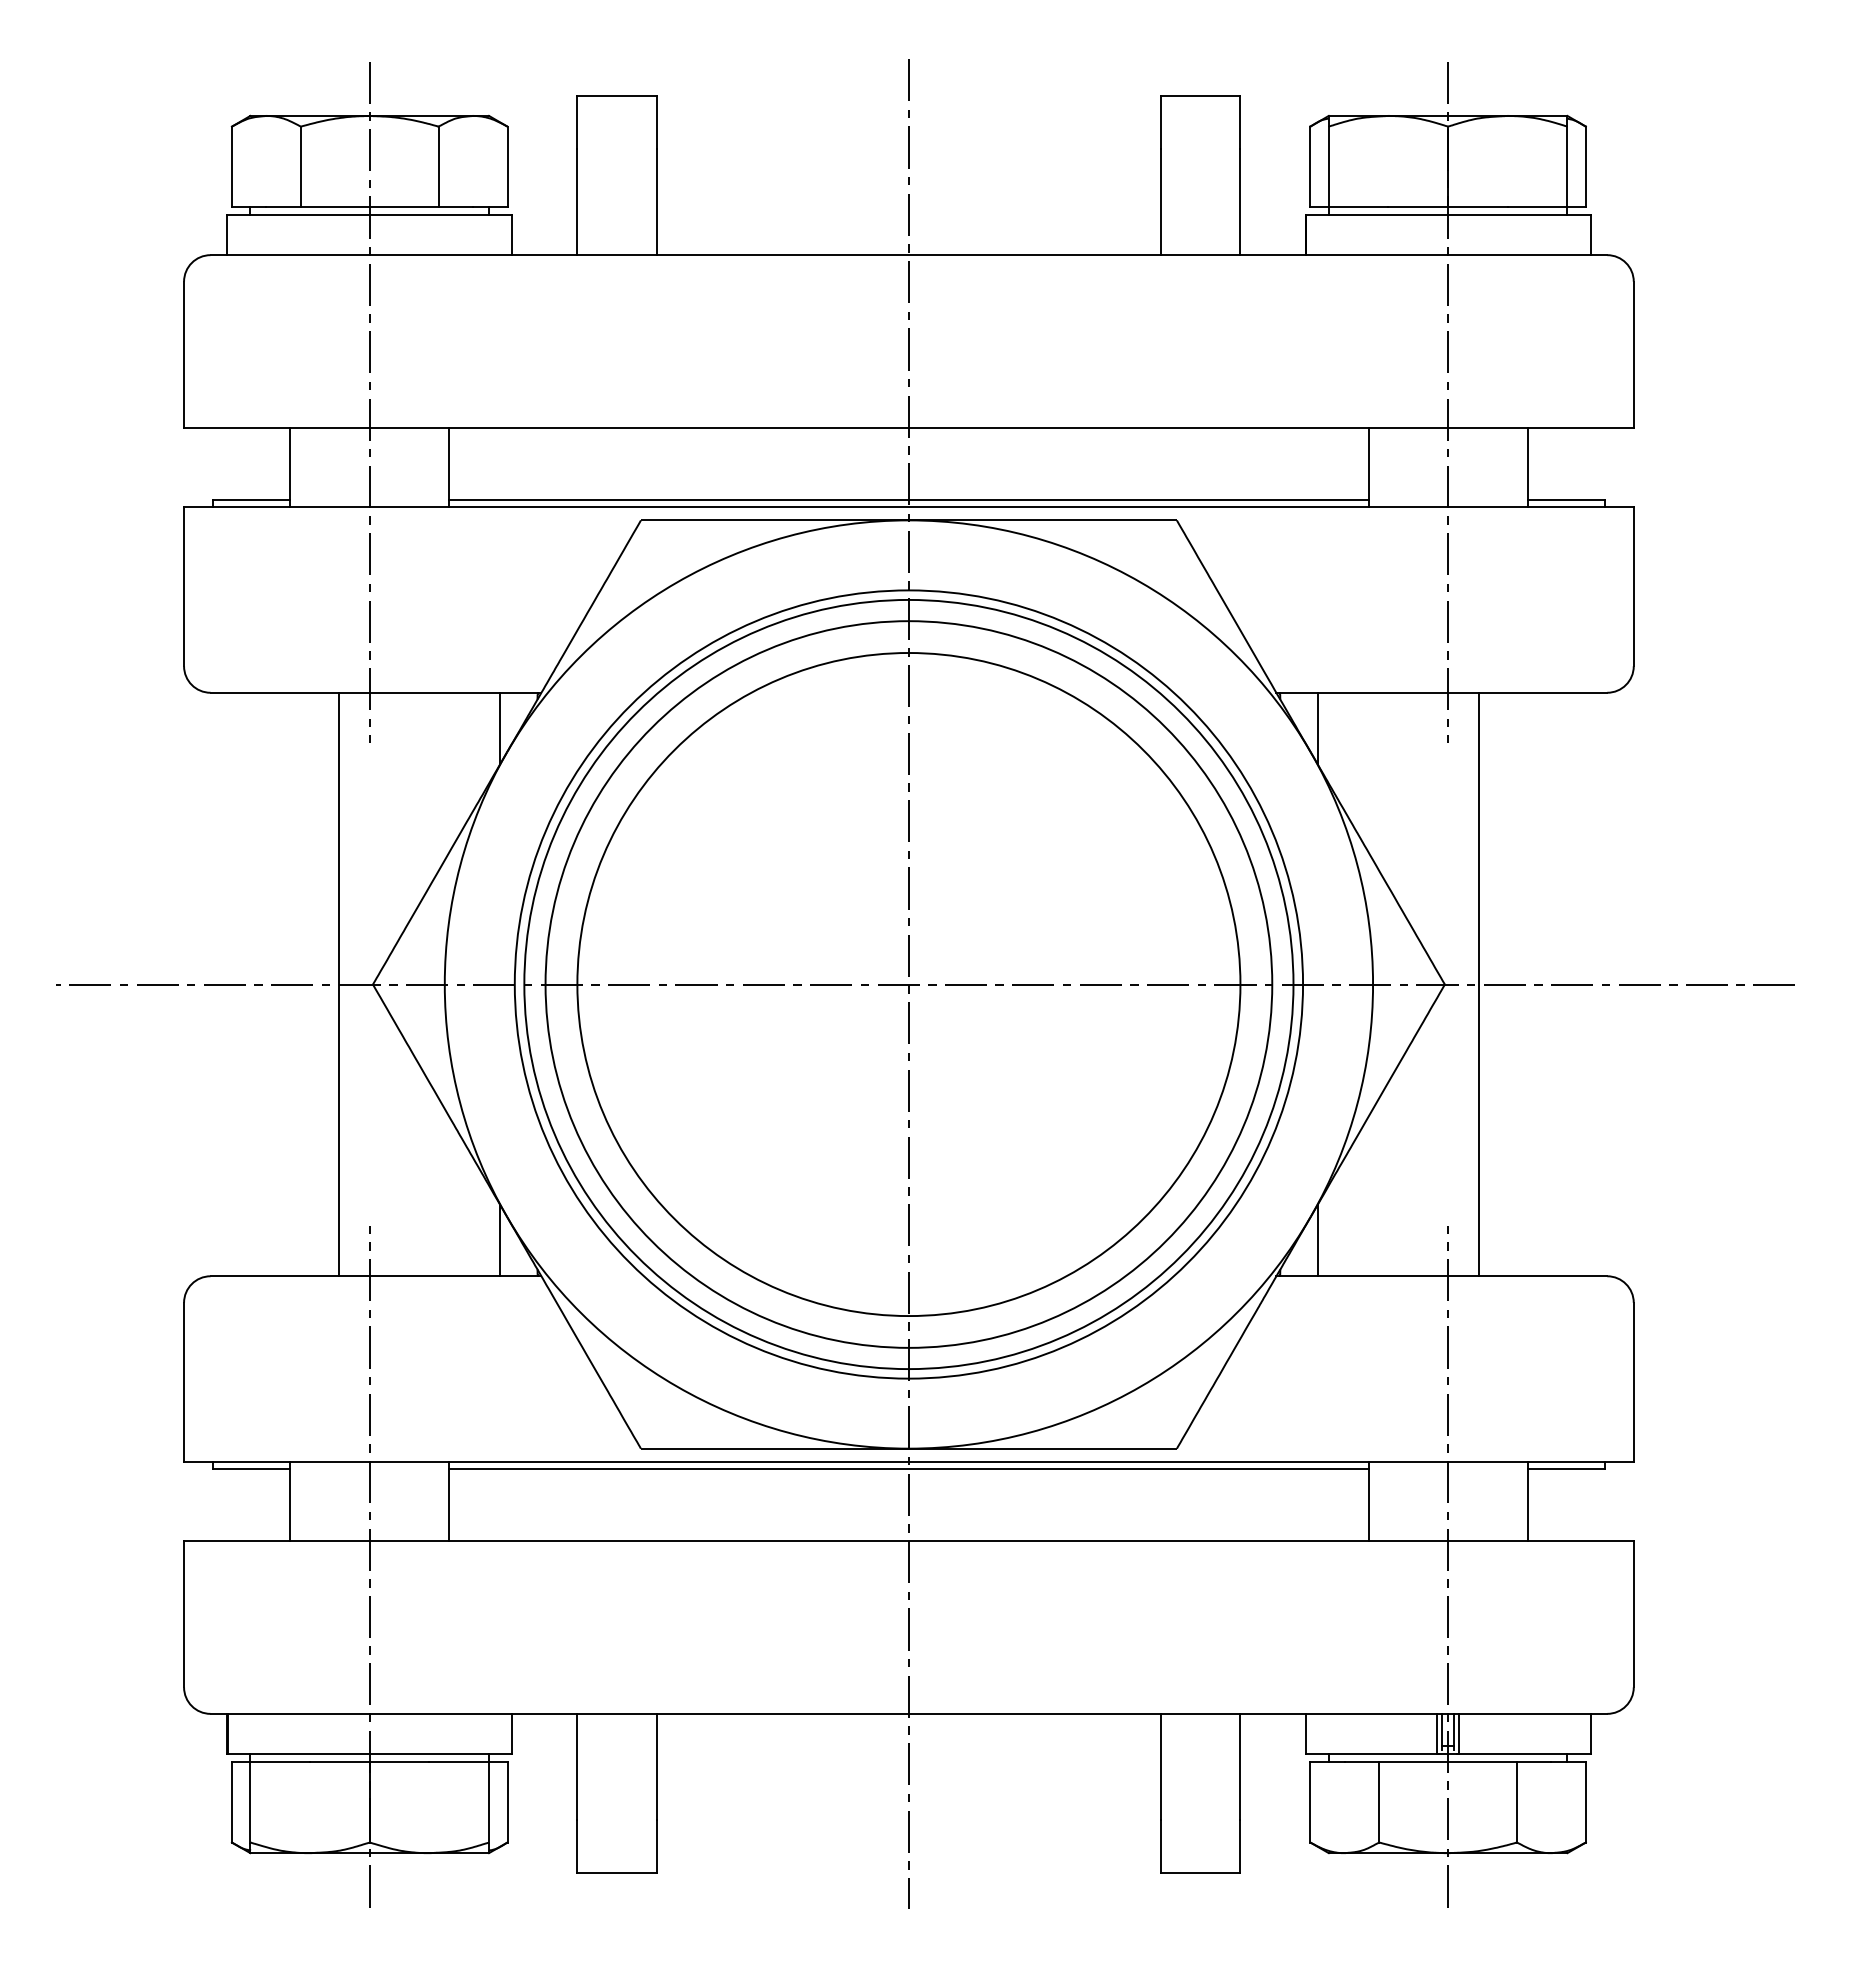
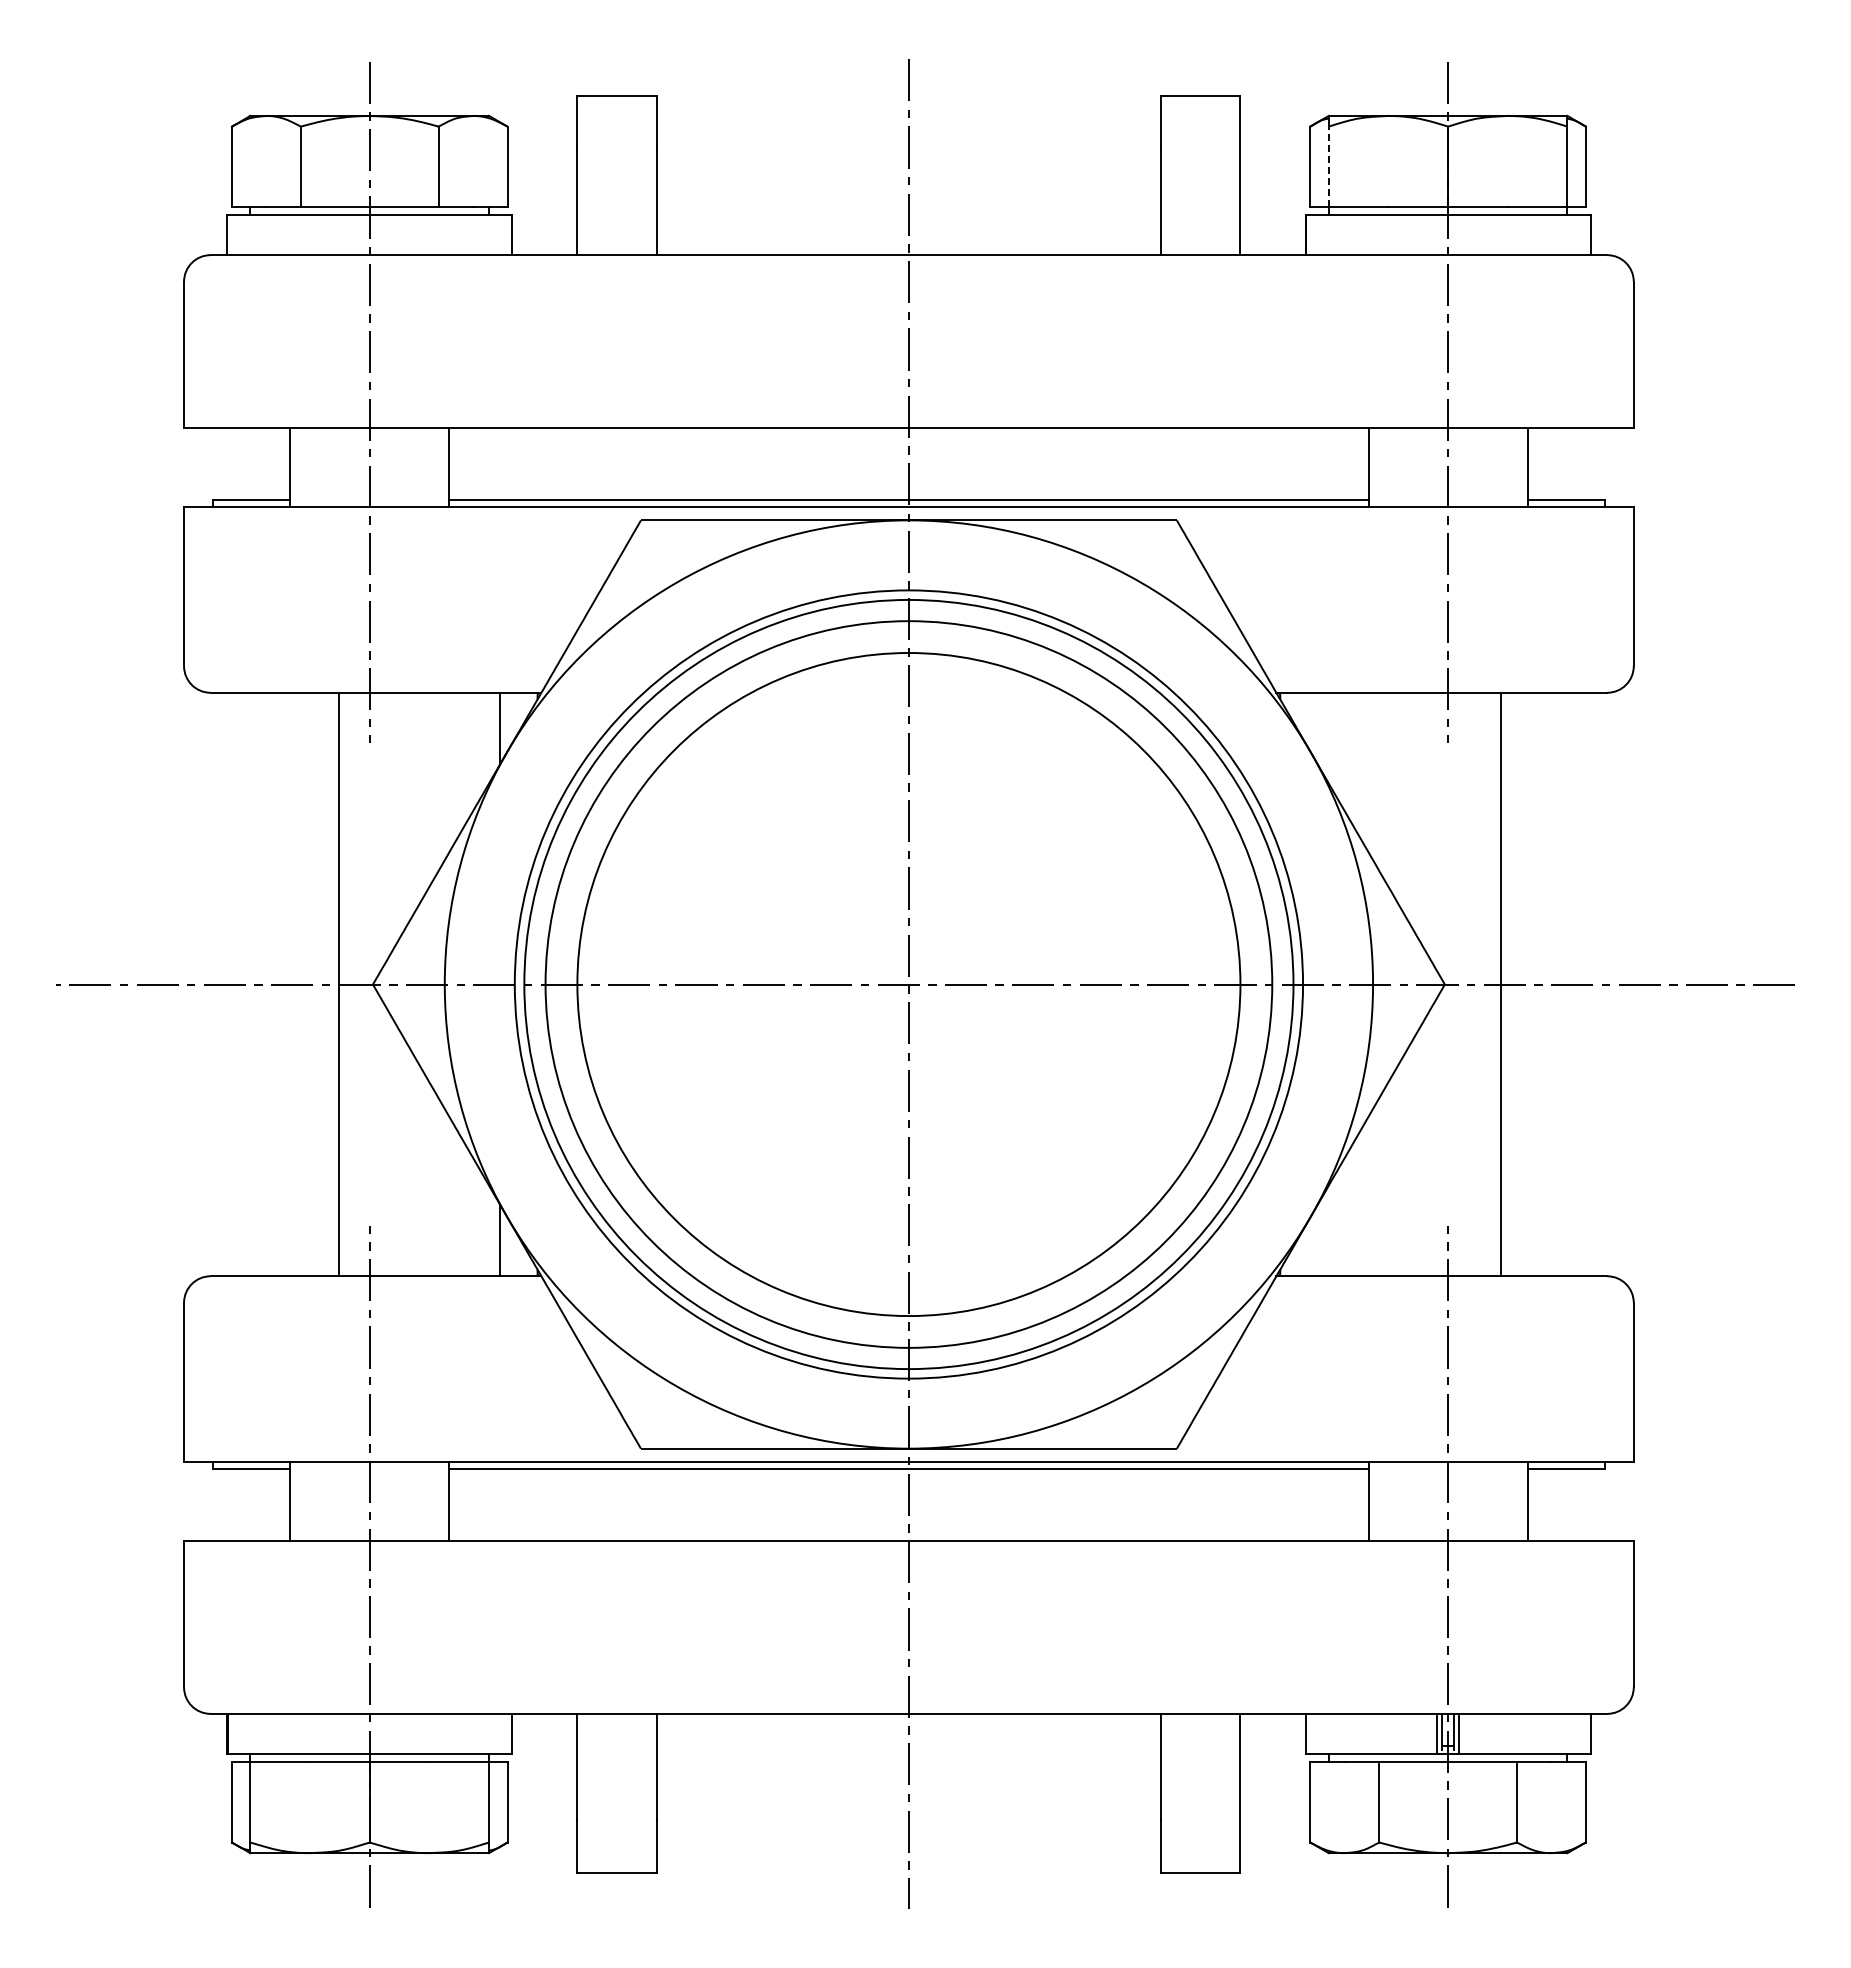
line: solid -> dashed (1328, 166)
line: present -> none (1317, 728)
line position: (1479, 984) -> (1501, 984) (1501, 984)
line: present -> none (1317, 1240)
